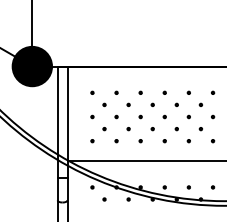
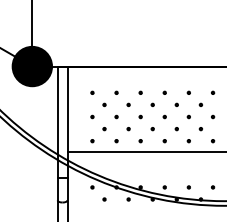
line position: (145, 161) -> (145, 152) (145, 152)
